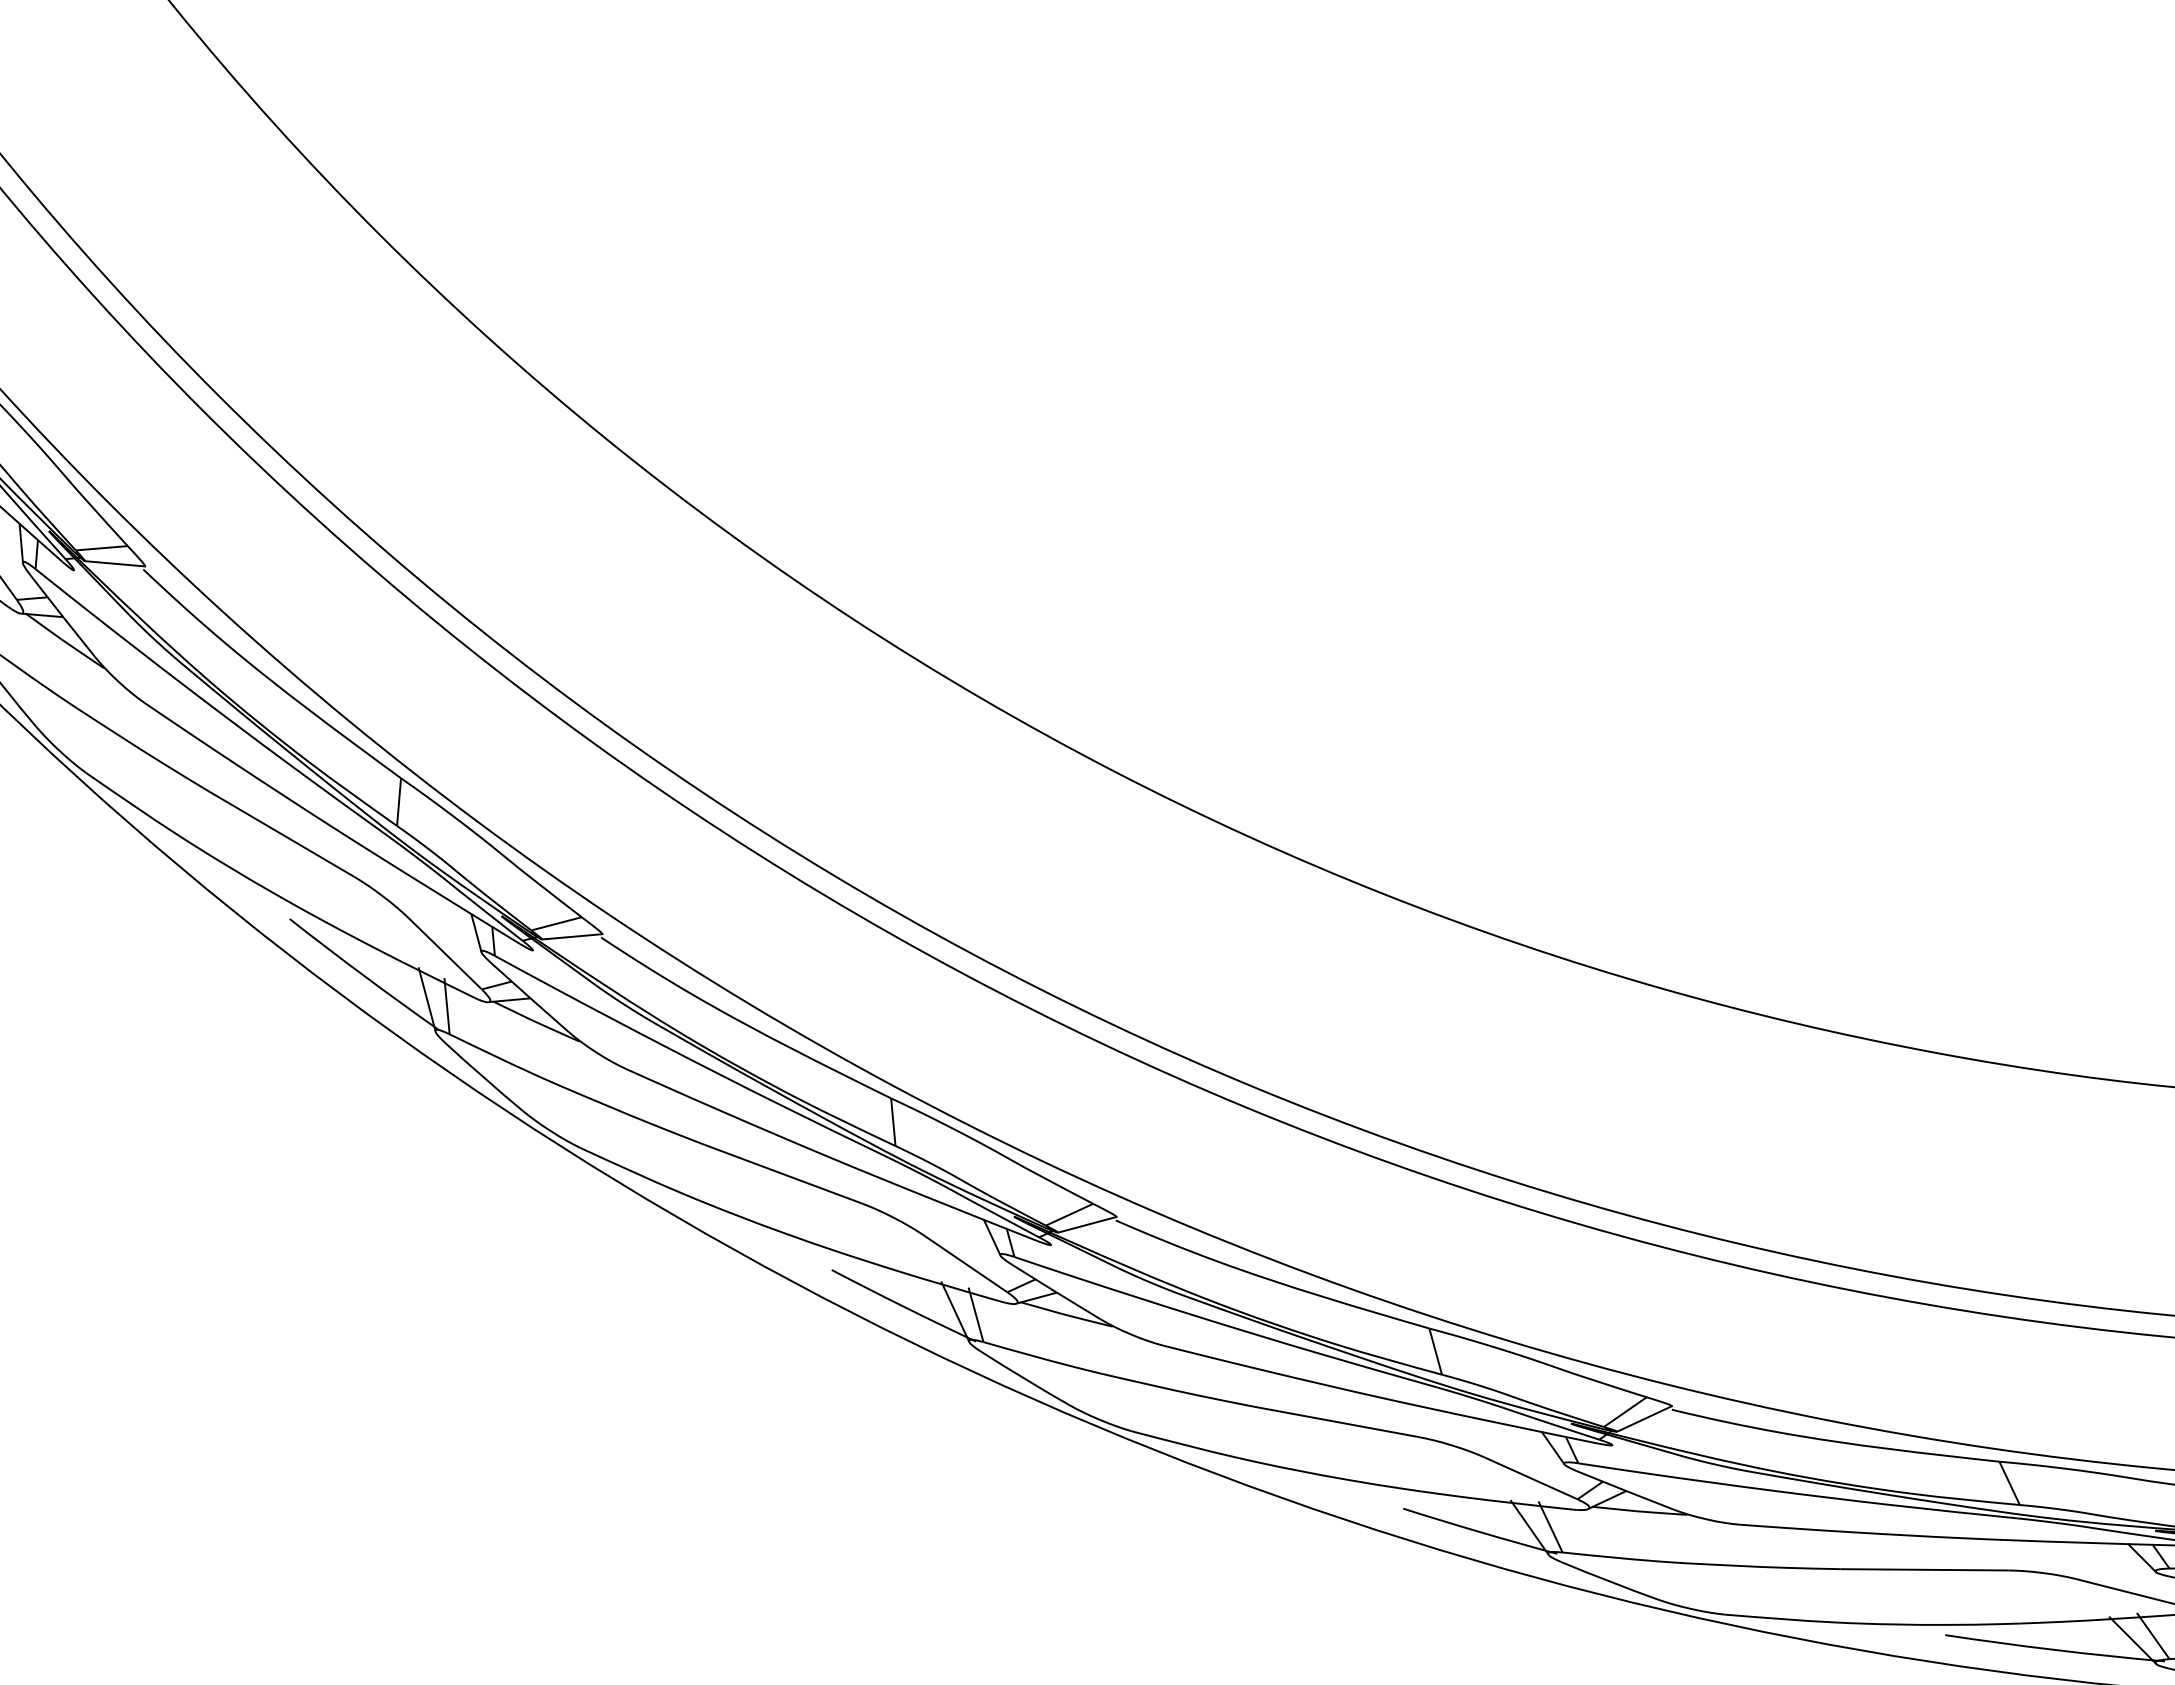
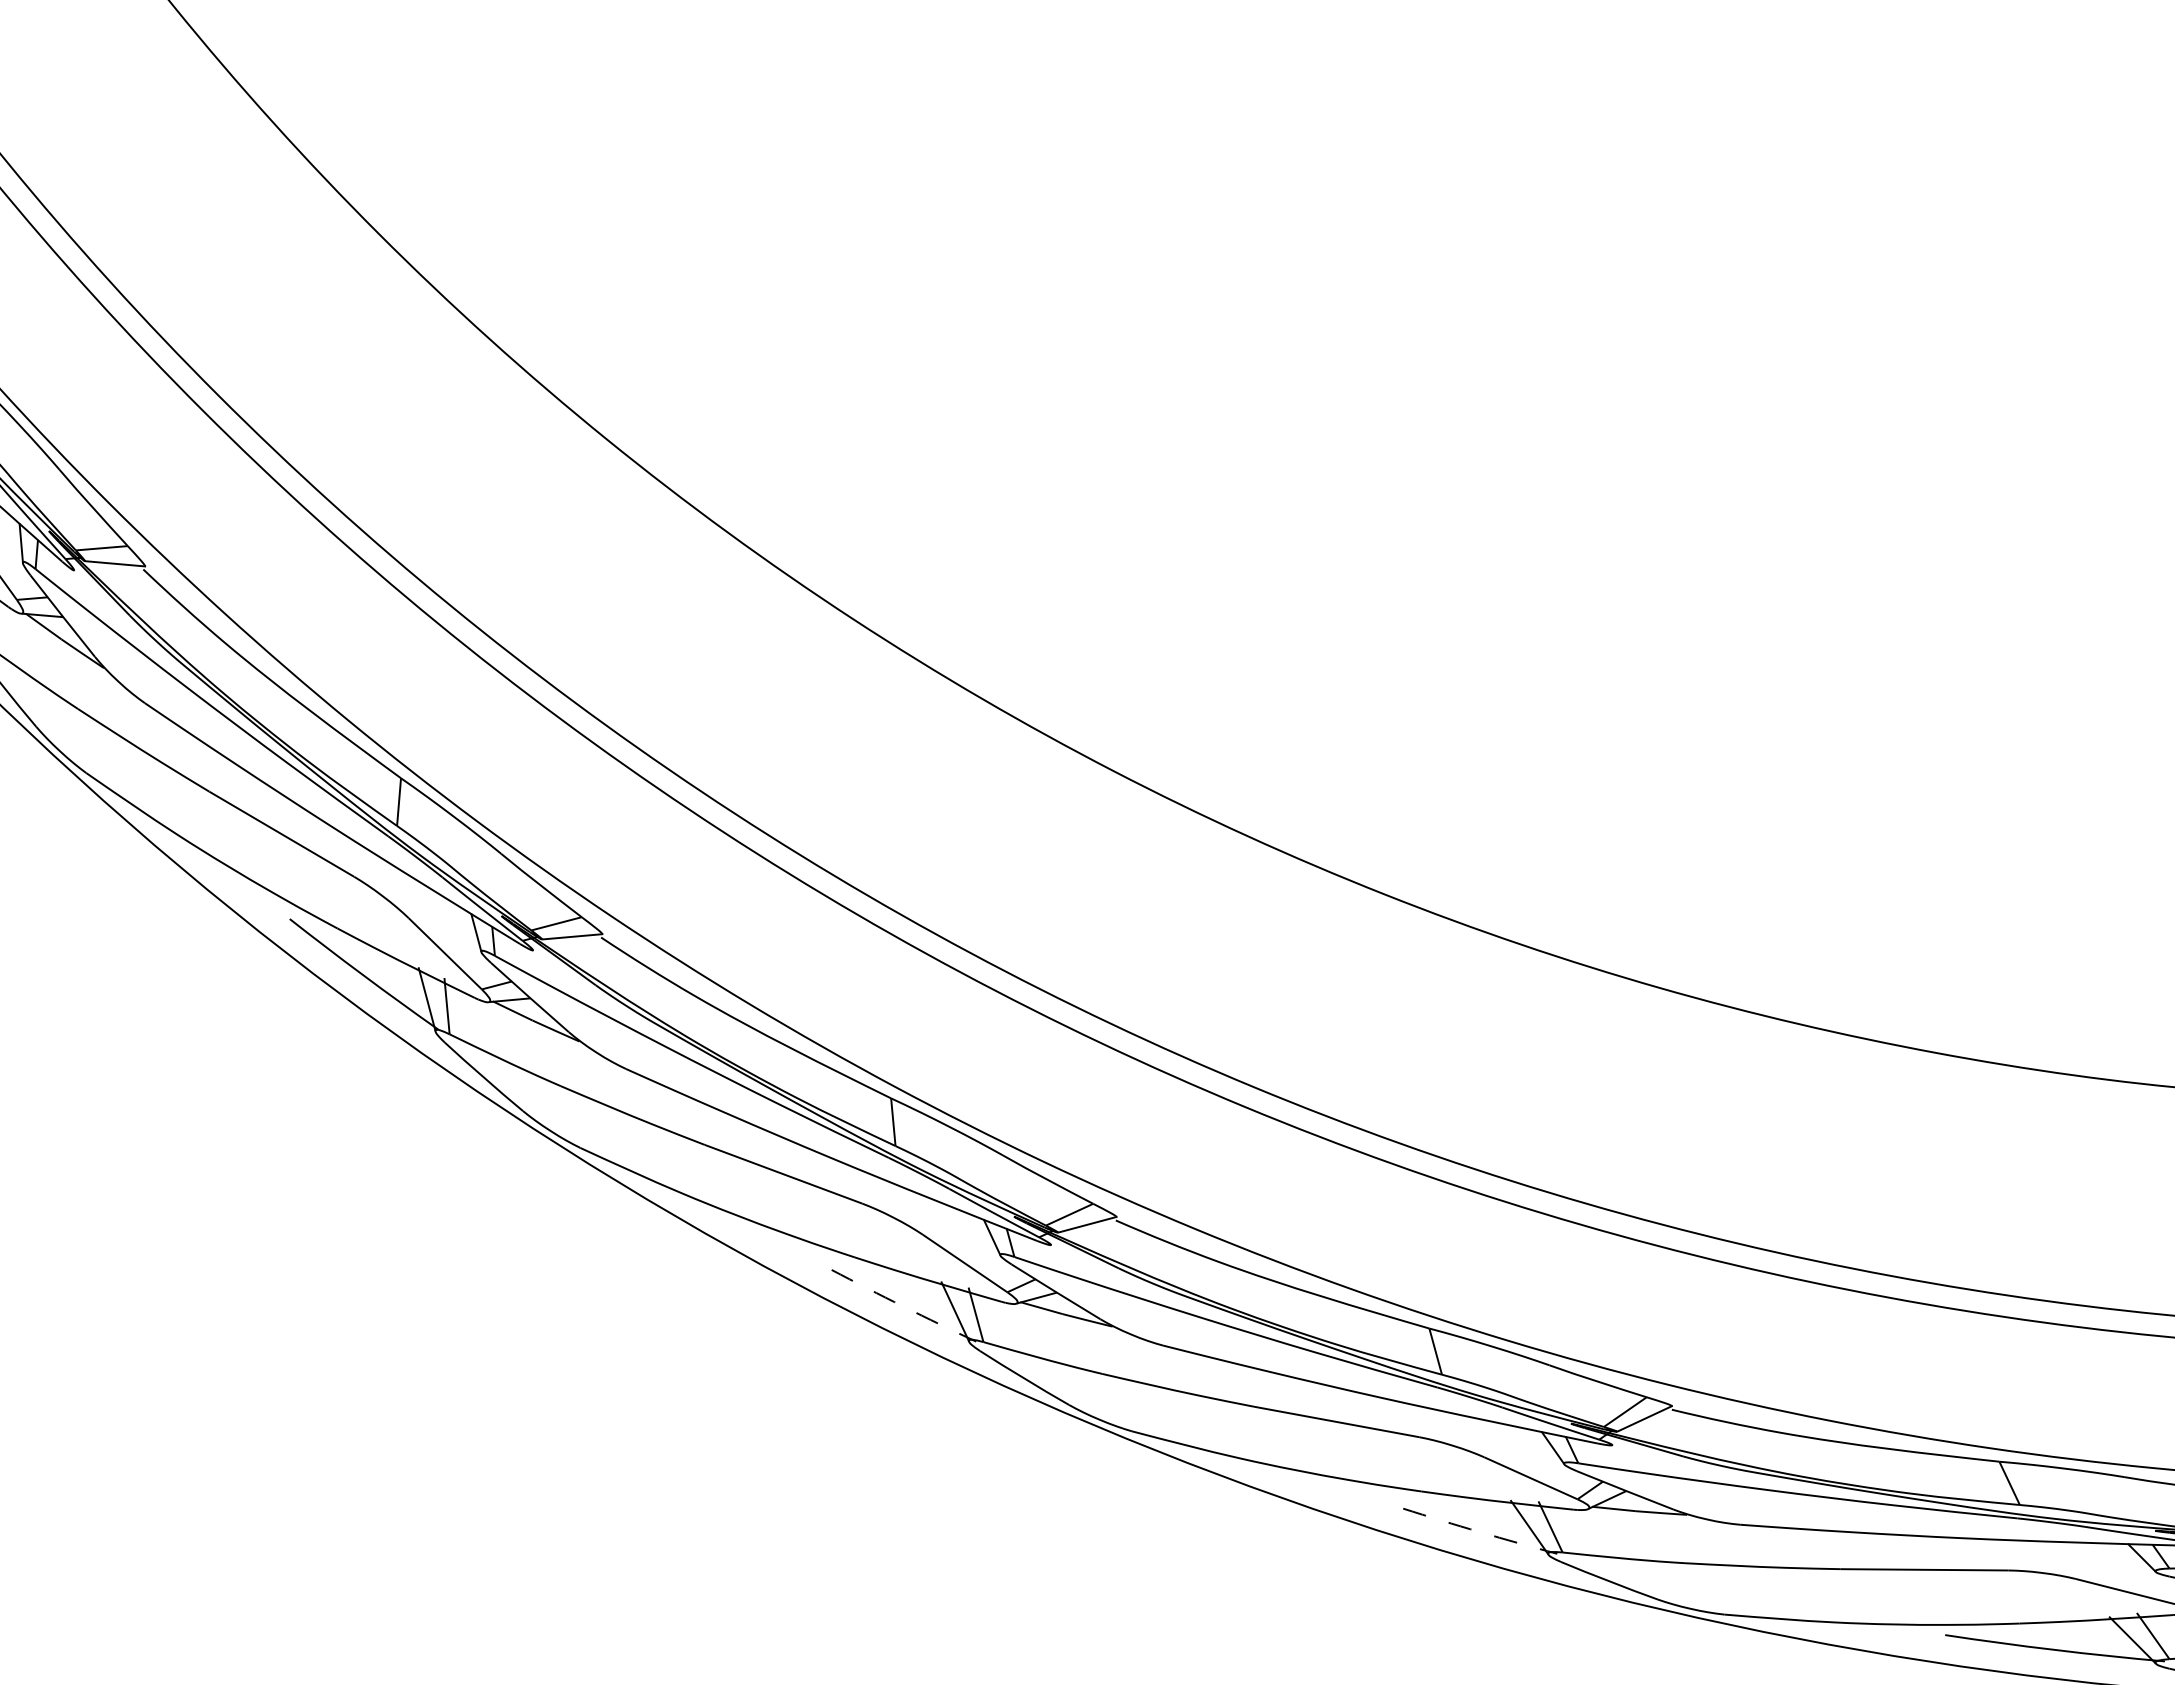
arc: solid -> dashed (903, 1306)
arc: solid -> dashed (1480, 1532)
